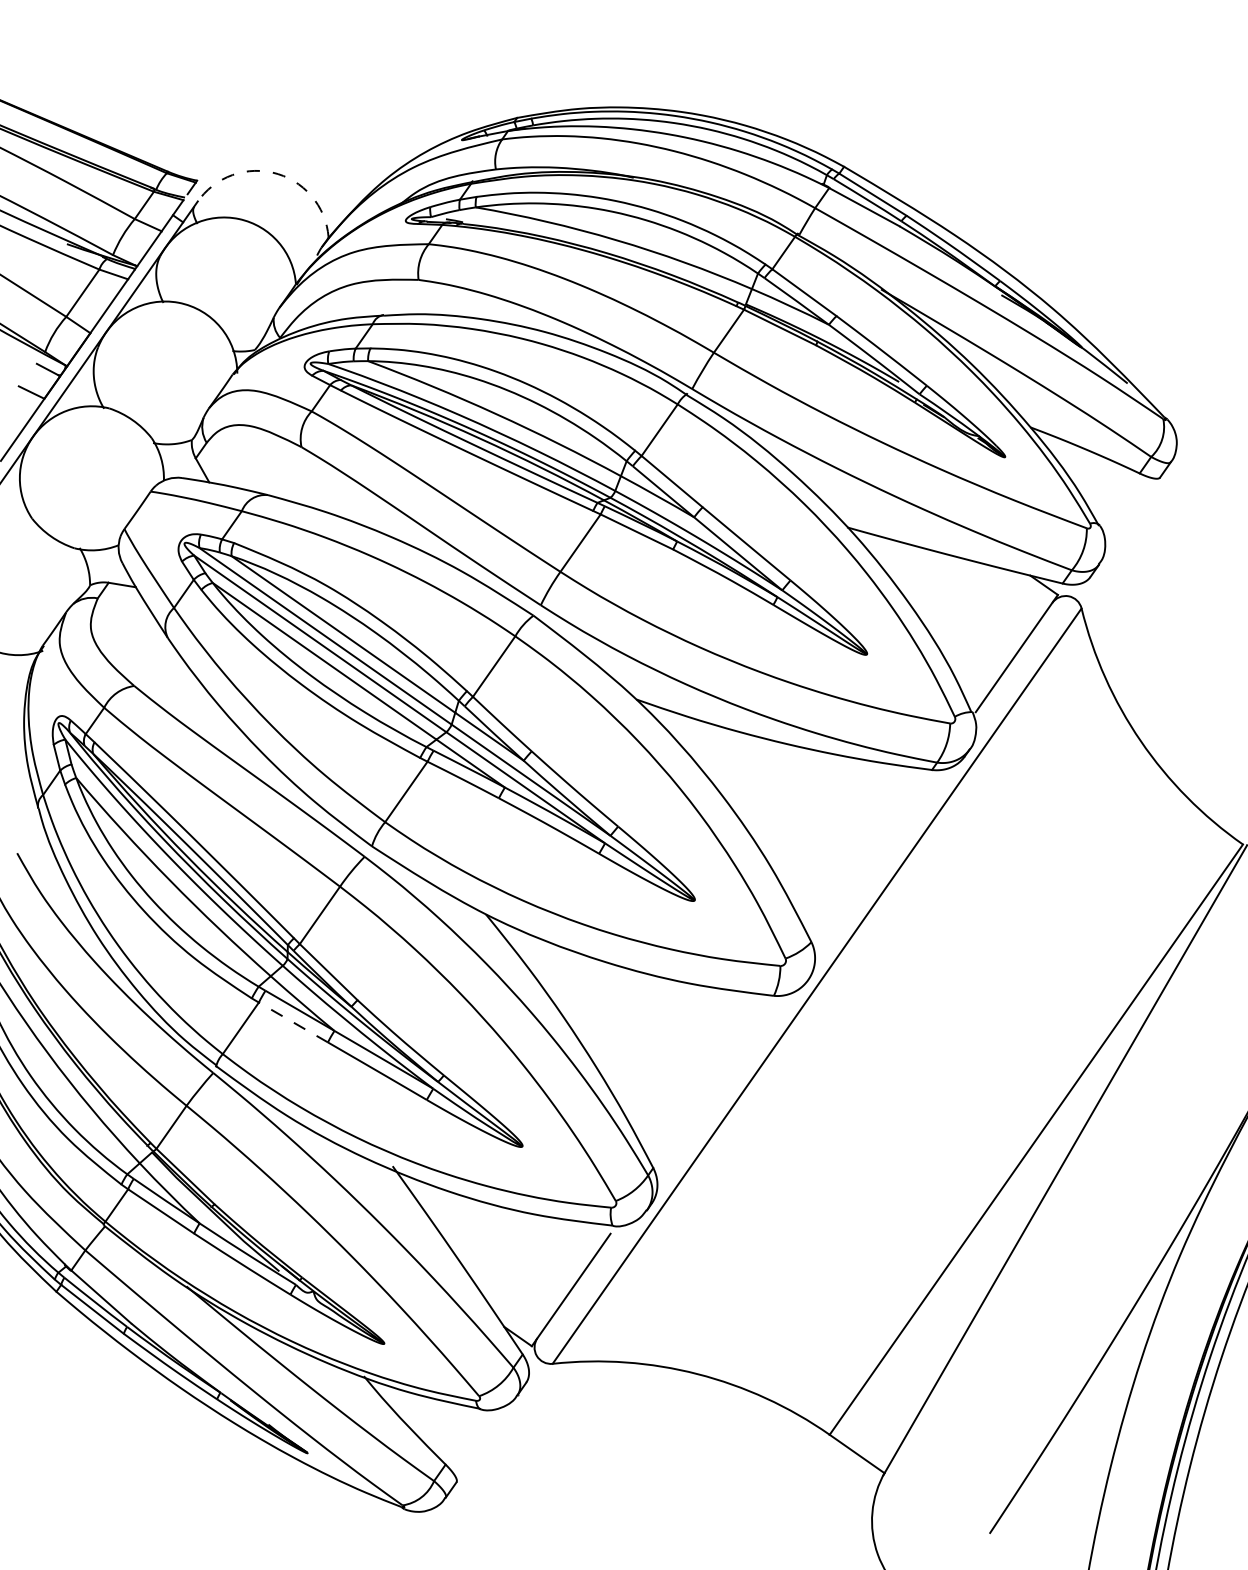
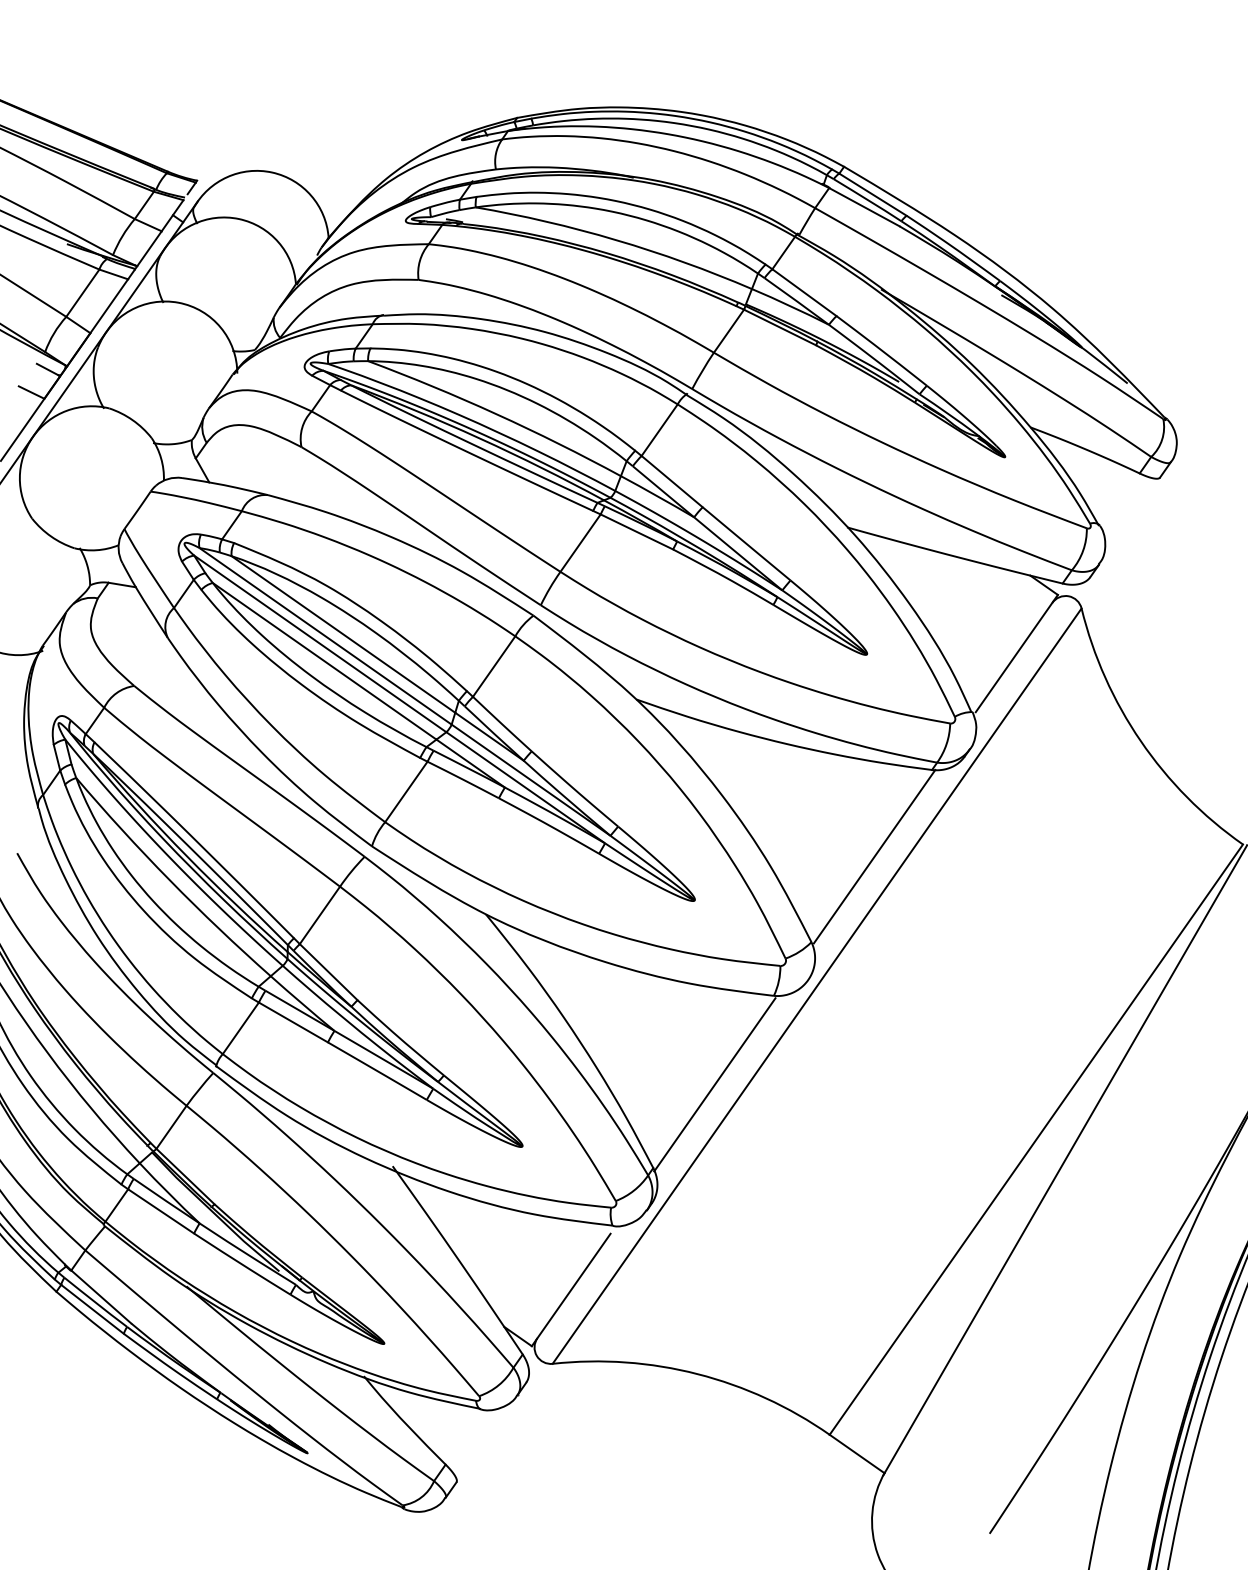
arc: dashed -> solid (272, 172)
line: none -> present (874, 856)
line: dashed -> solid (293, 1022)
line: none -> present (714, 1084)
